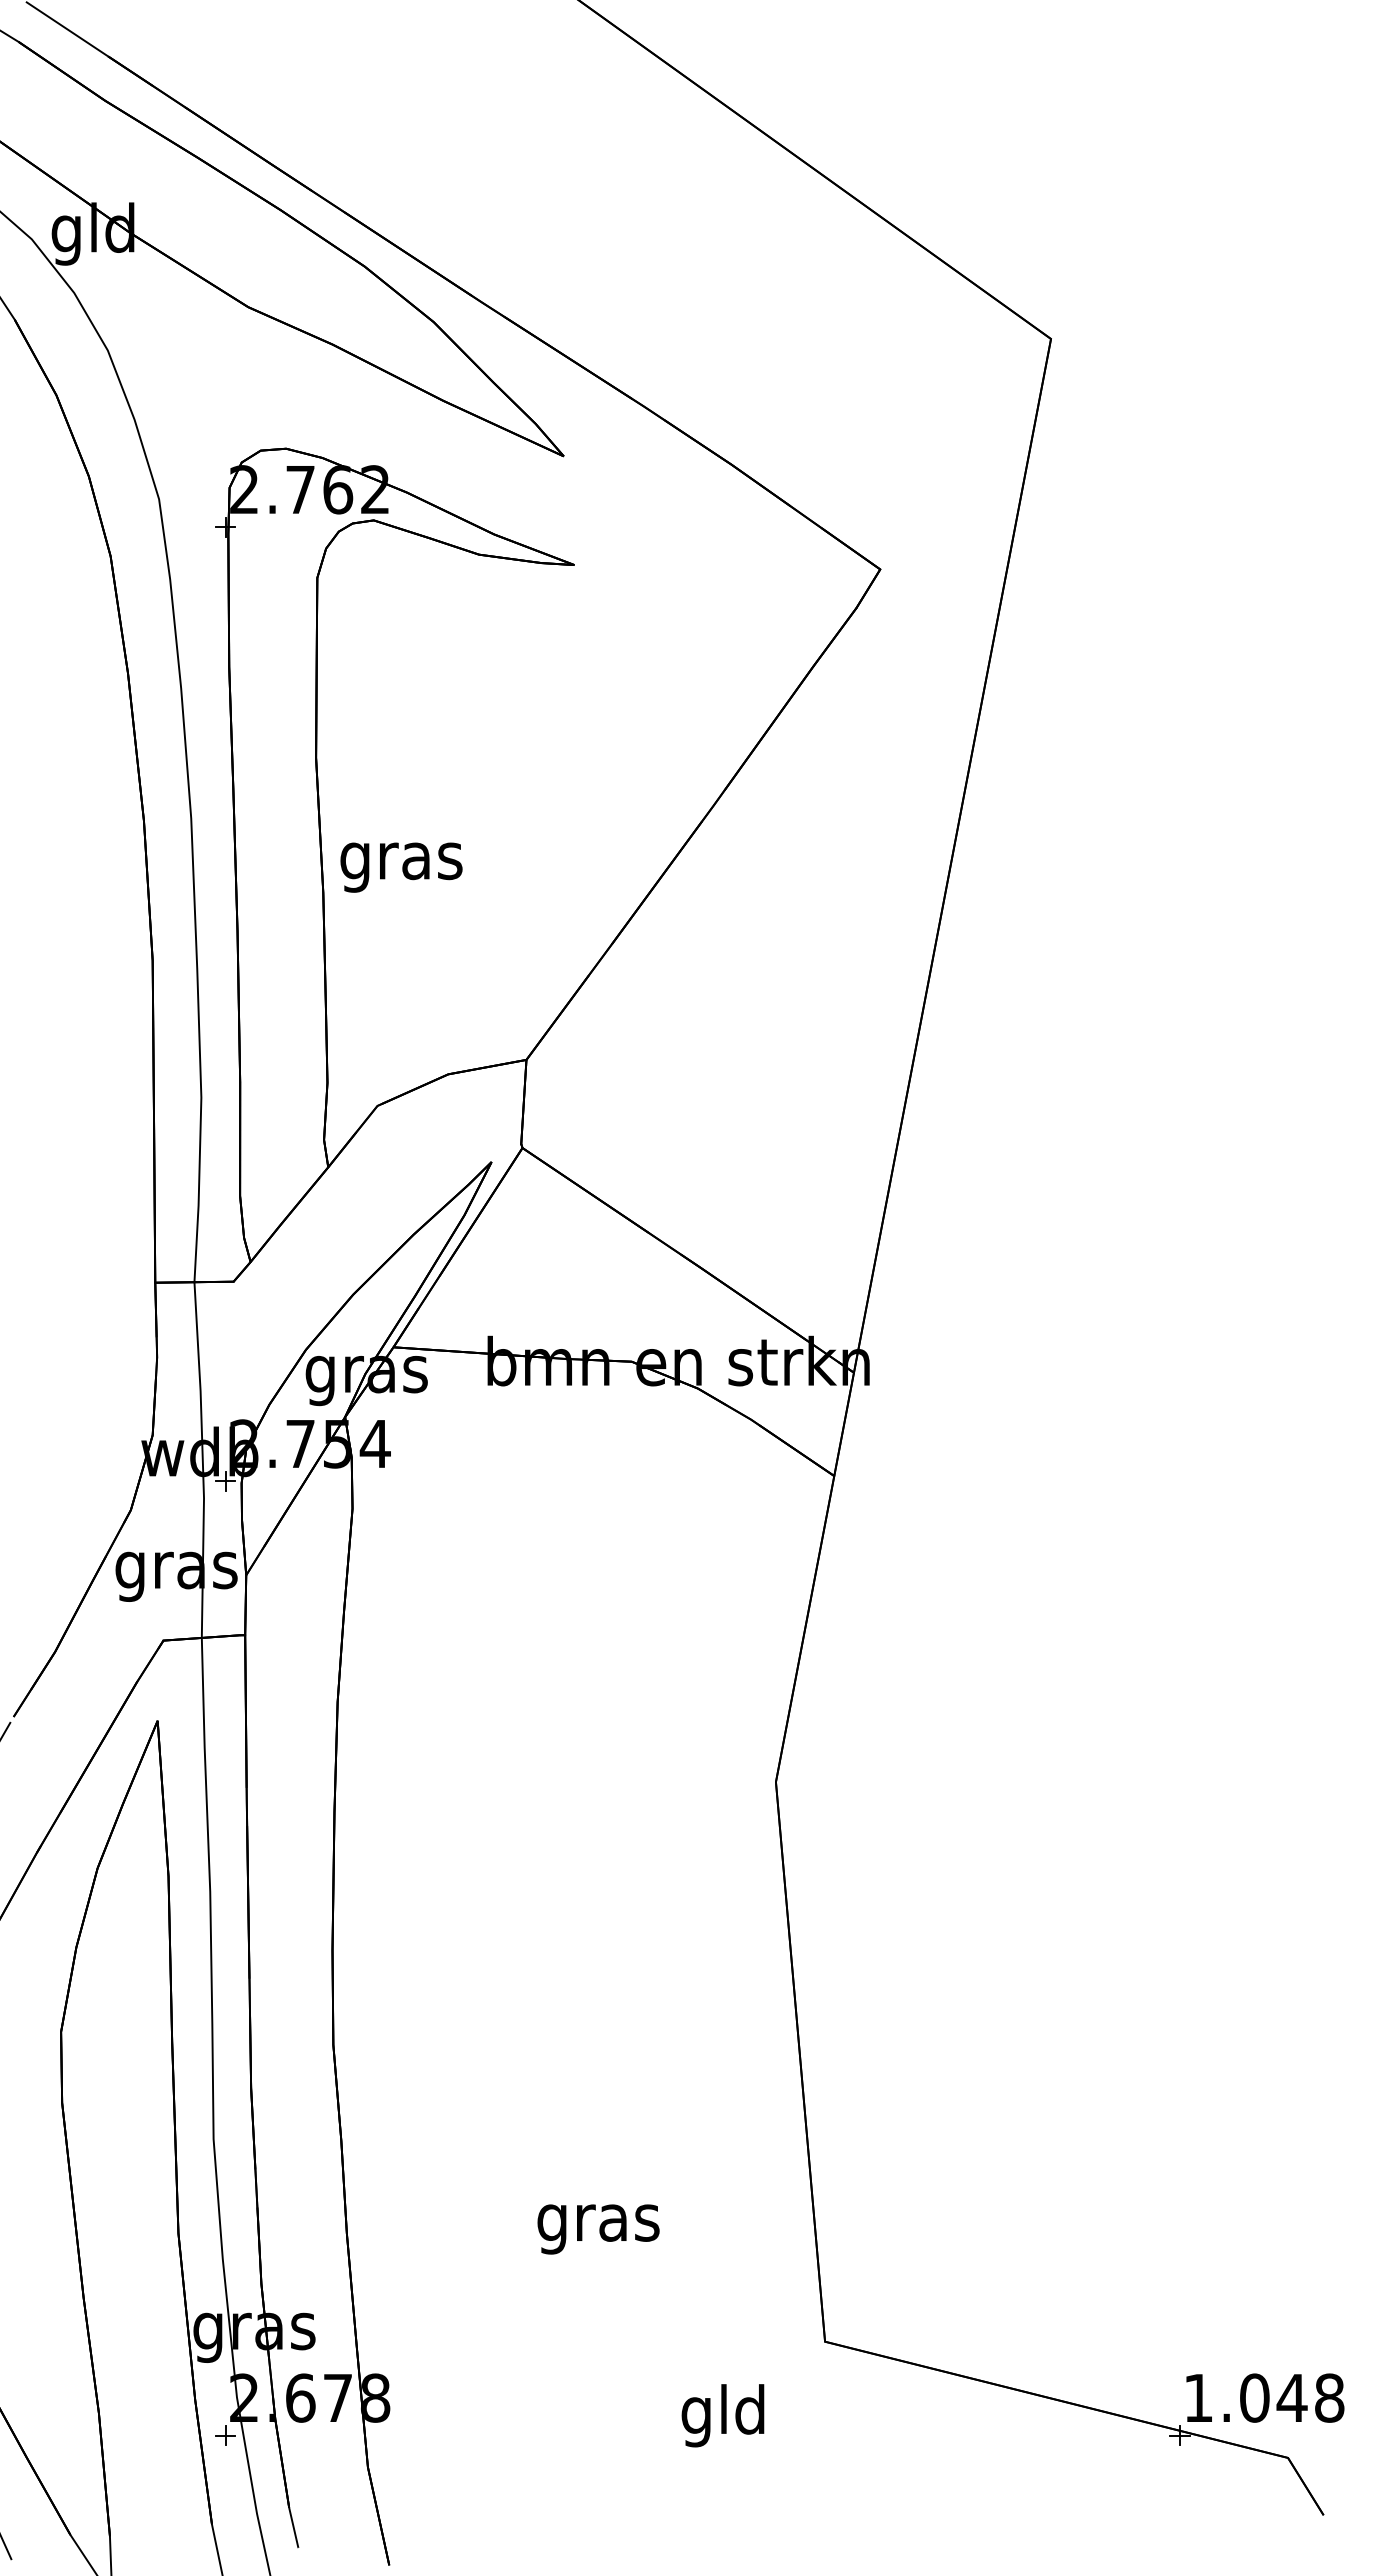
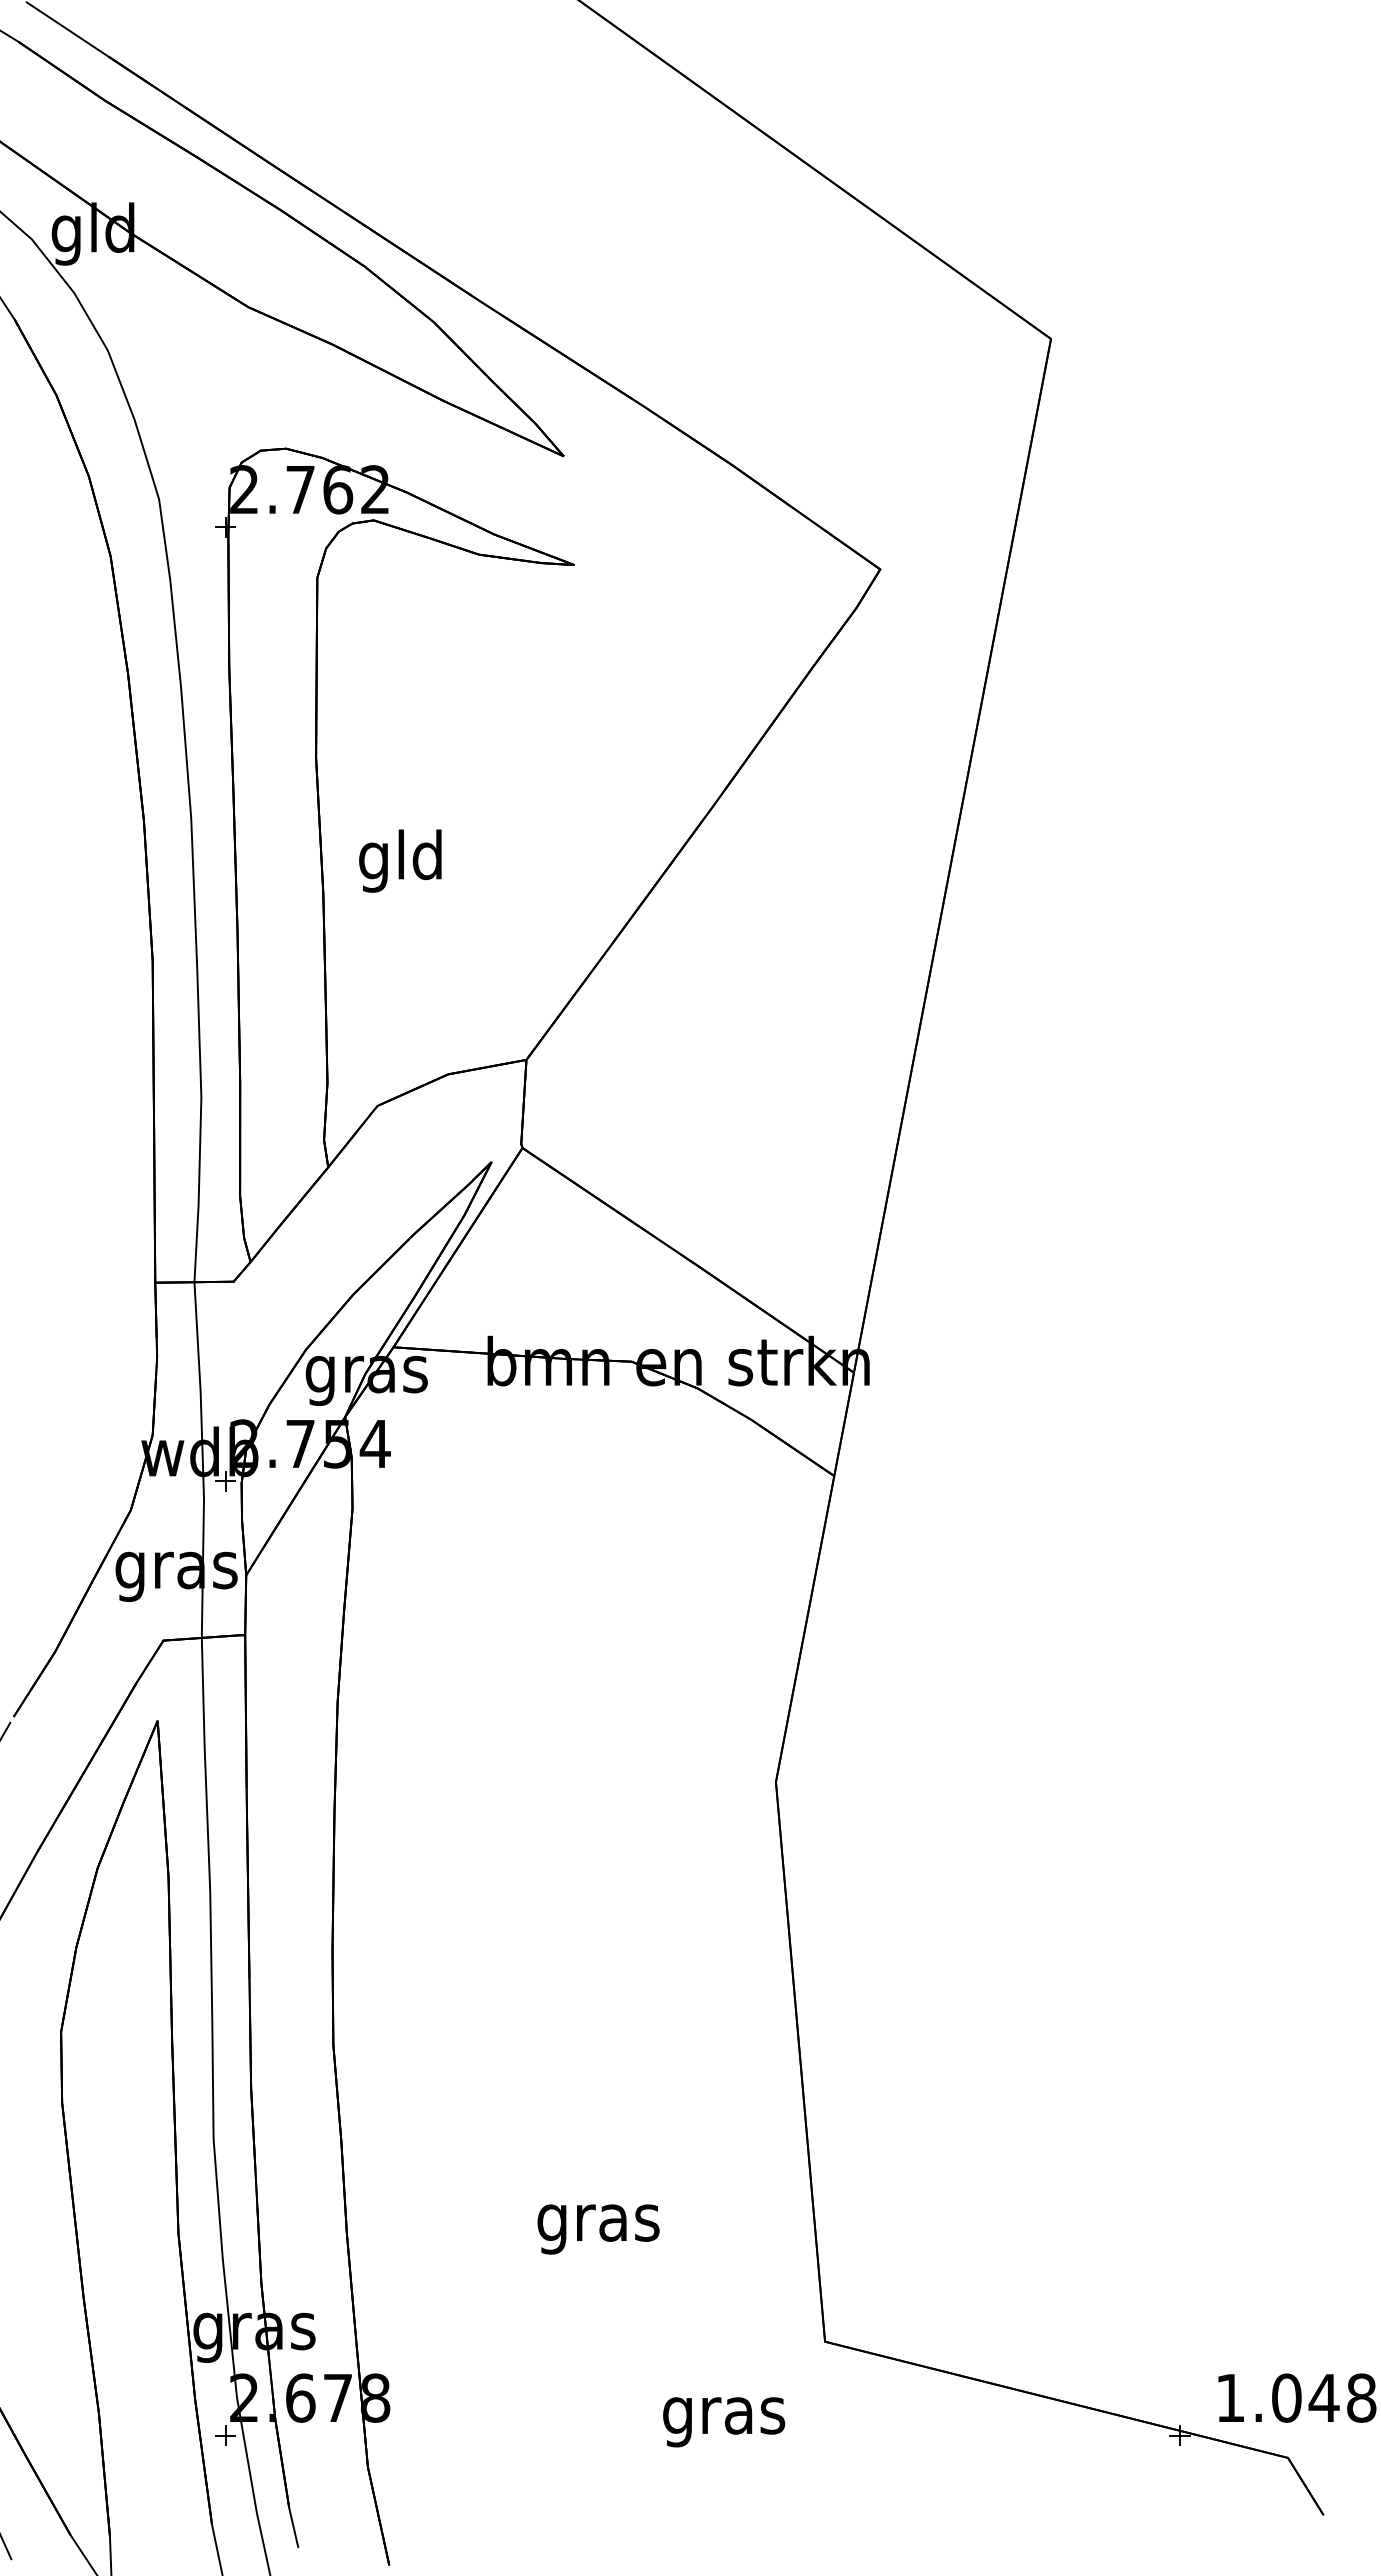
text: gras -> gld (401, 860)
text position: (1265, 2397) -> (1297, 2397) (1297, 2397)
text: gld -> gras (724, 2415)
